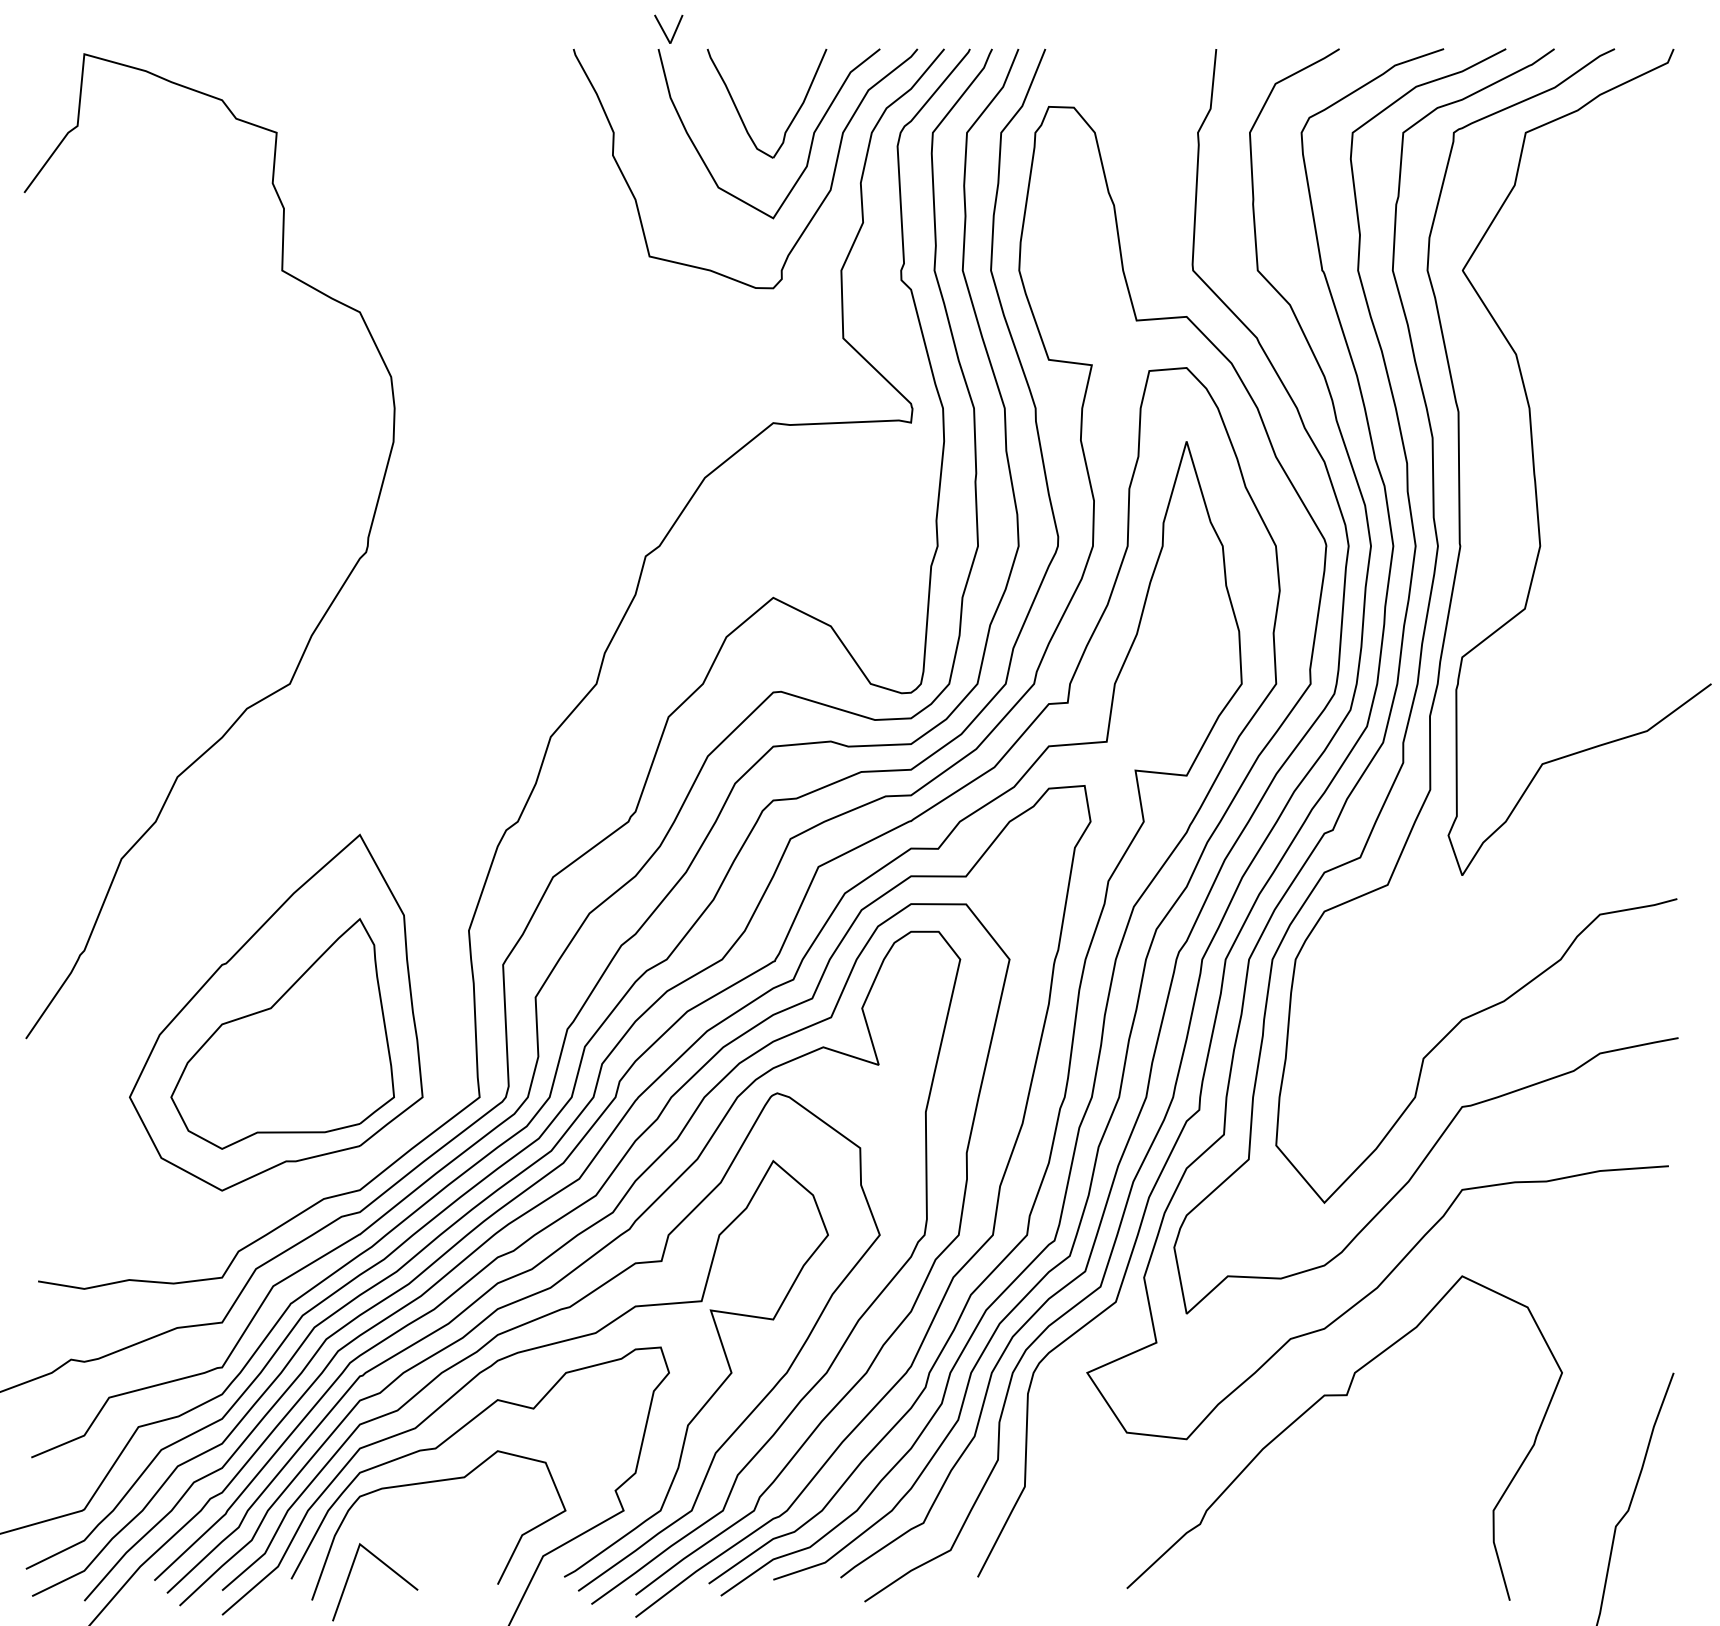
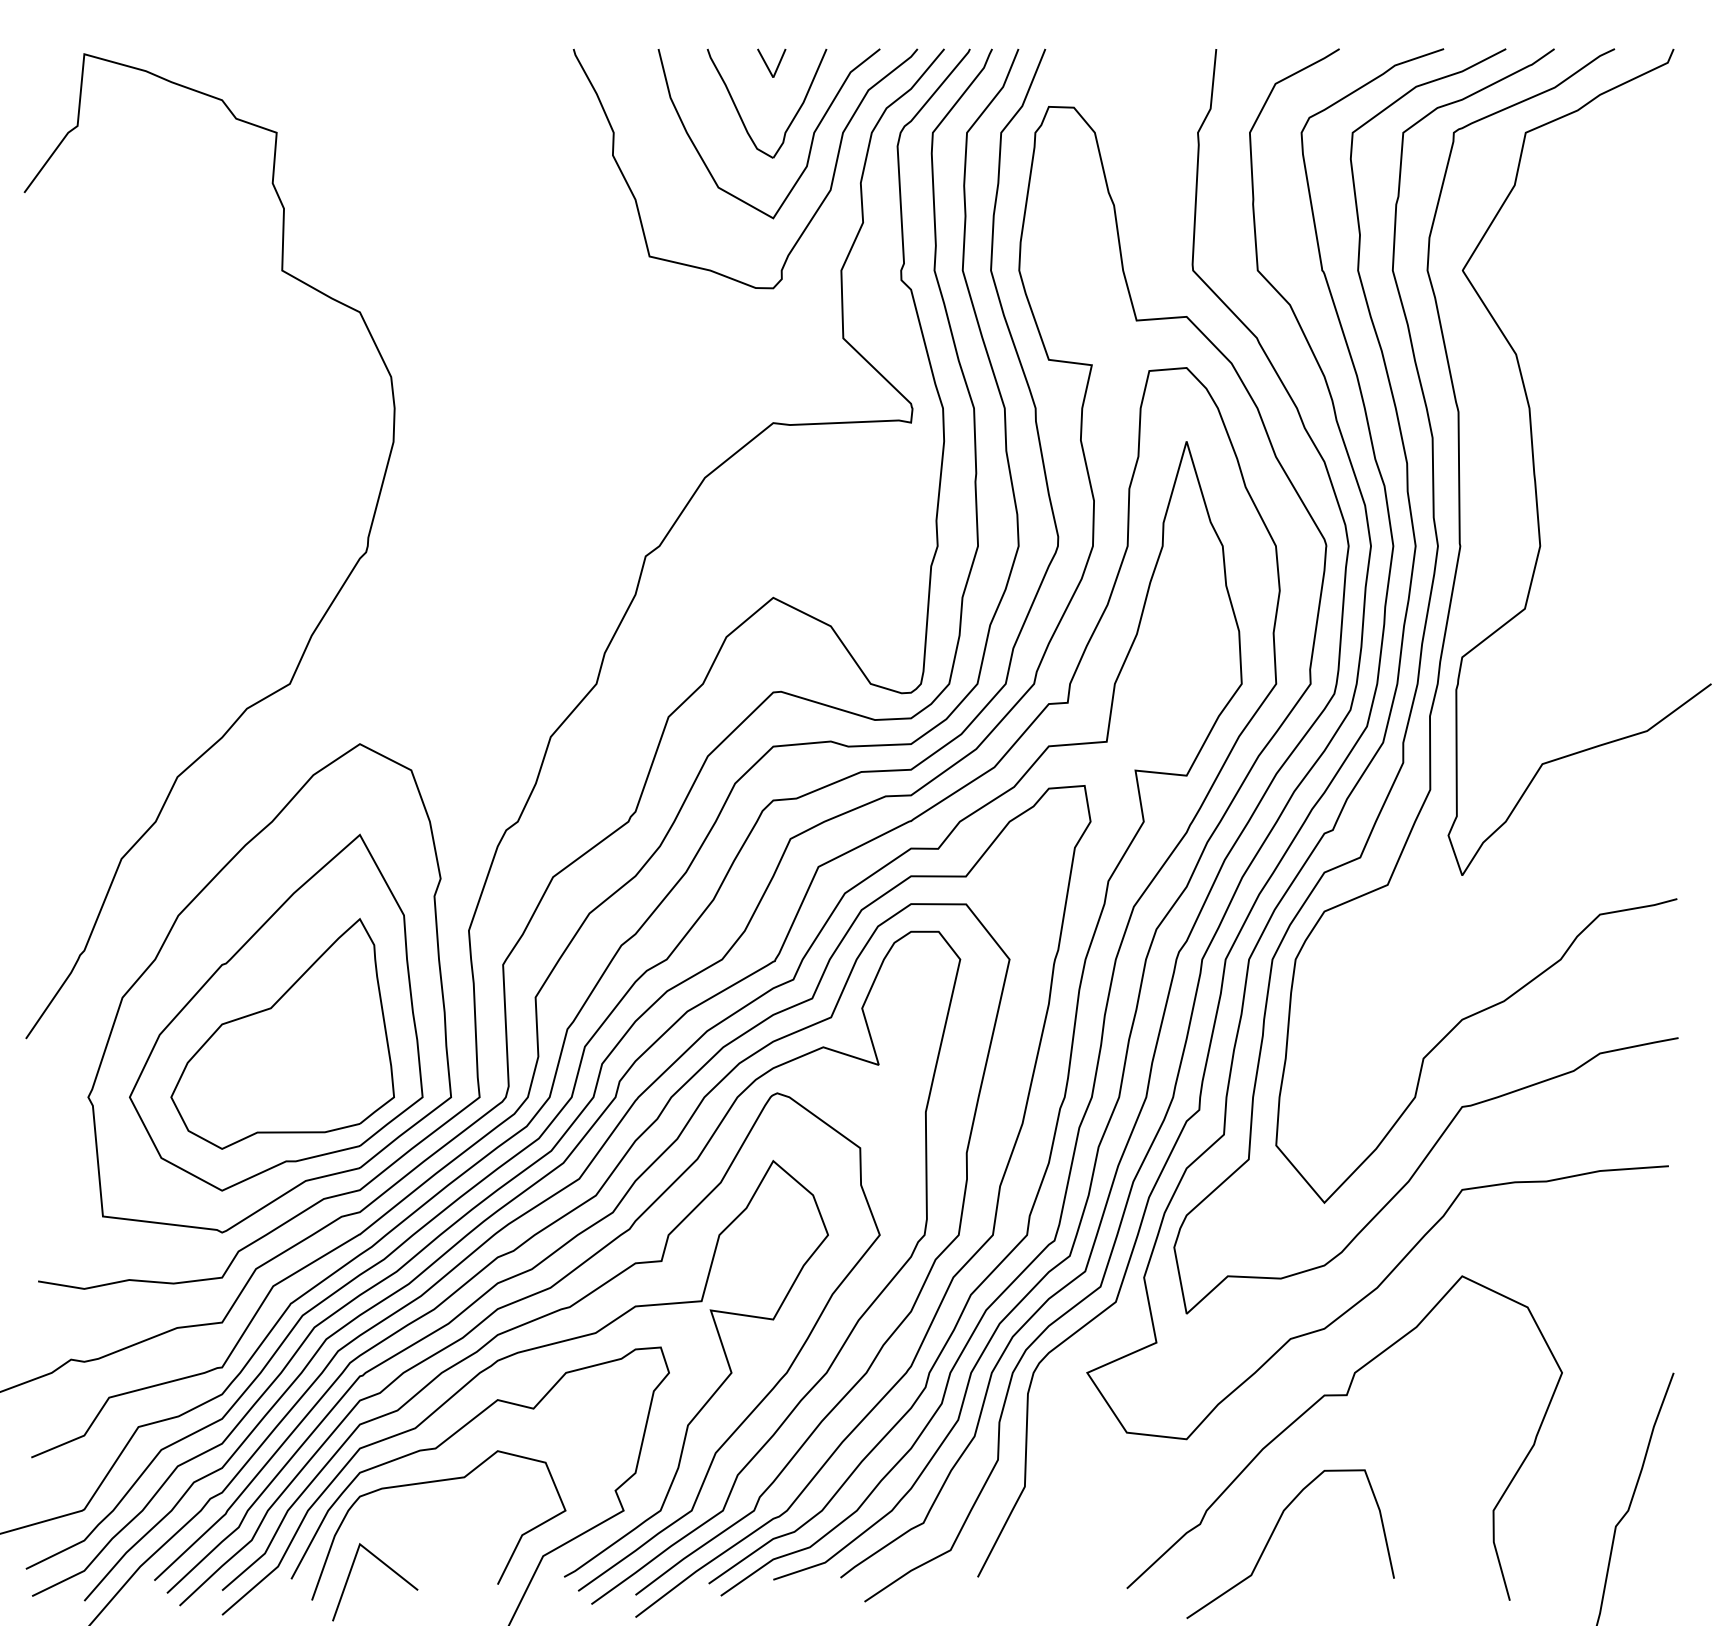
part position: (668, 28) -> (771, 62) (771, 62)
part: none -> present (269, 988)
curve: none -> present (1272, 1535)
